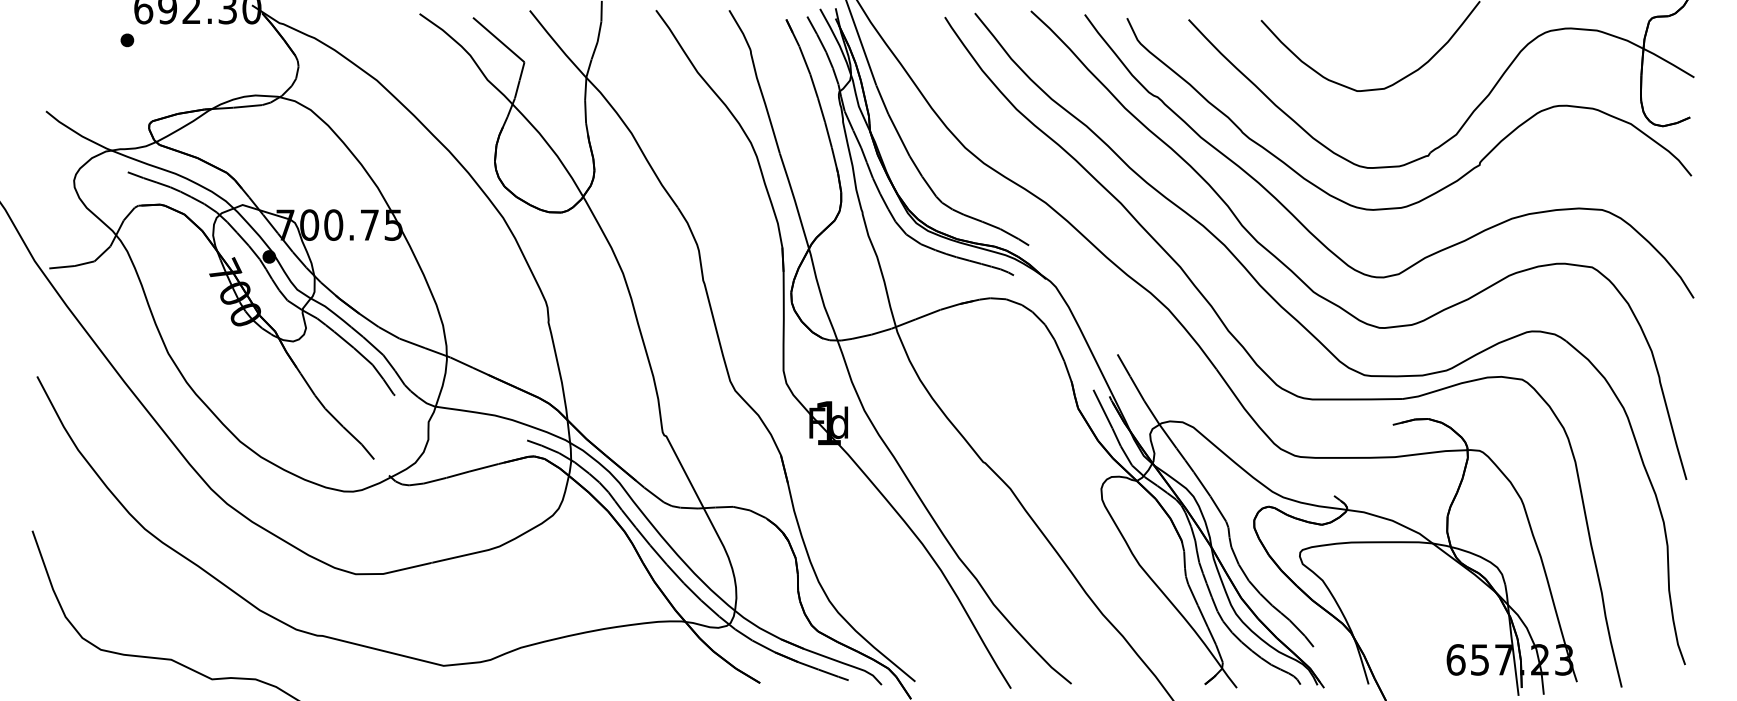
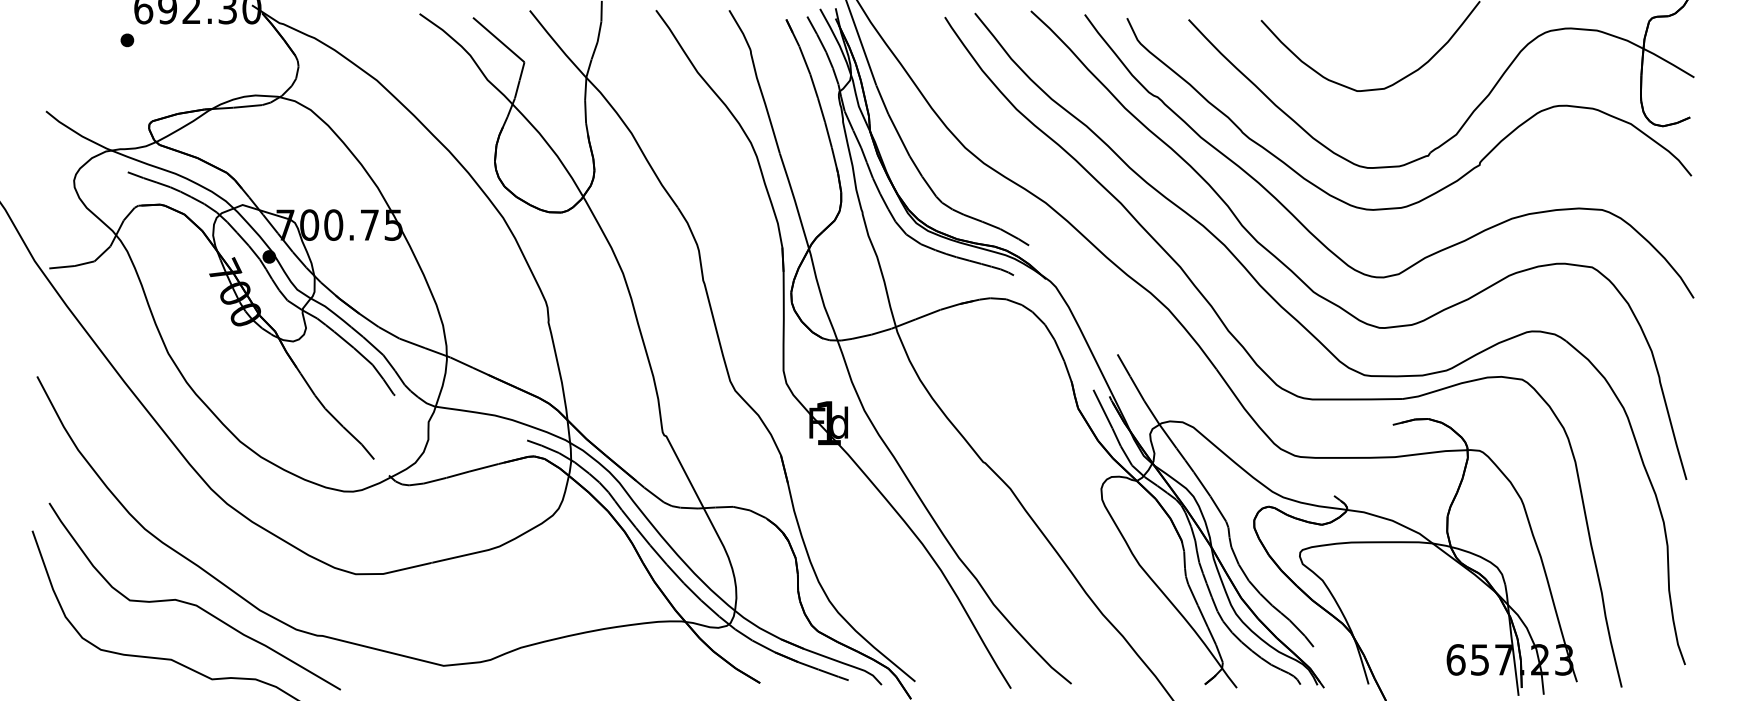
curve: none -> present (193, 603)
